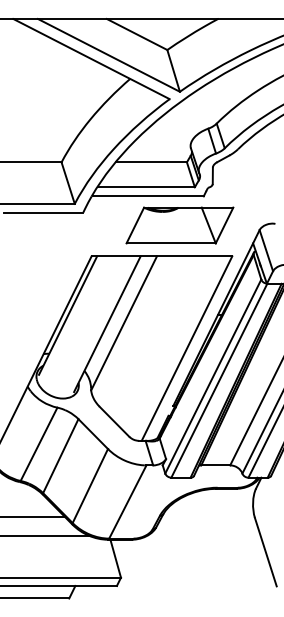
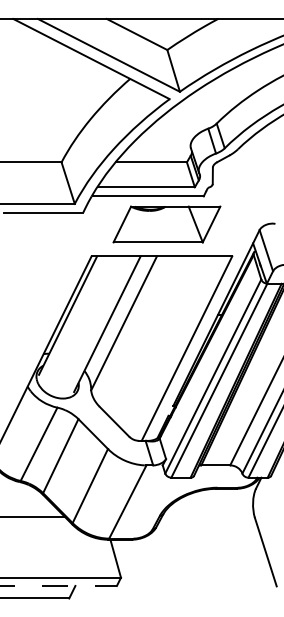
part position: (179, 225) -> (166, 224) (166, 224)
line: present -> none (46, 536)
line: solid -> dashed (59, 585)
